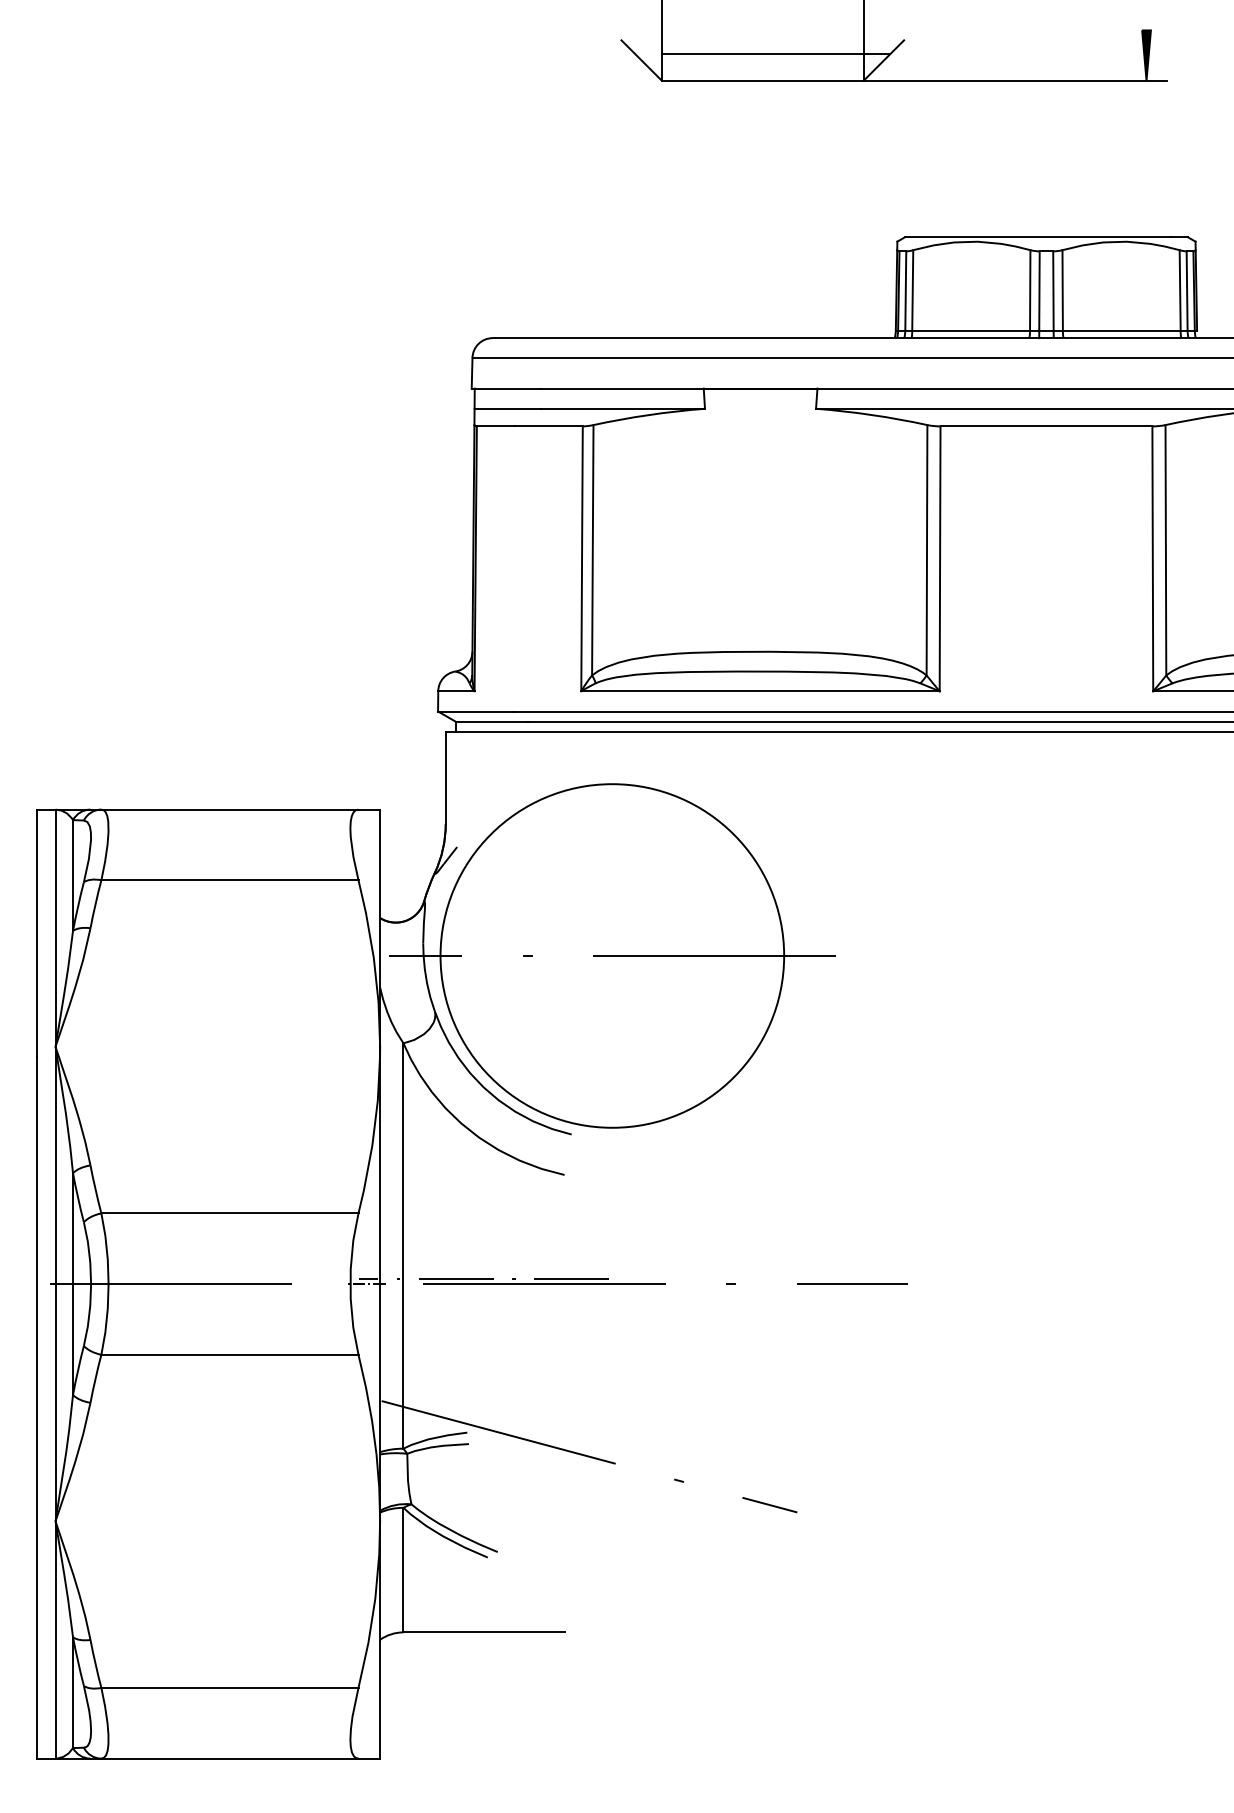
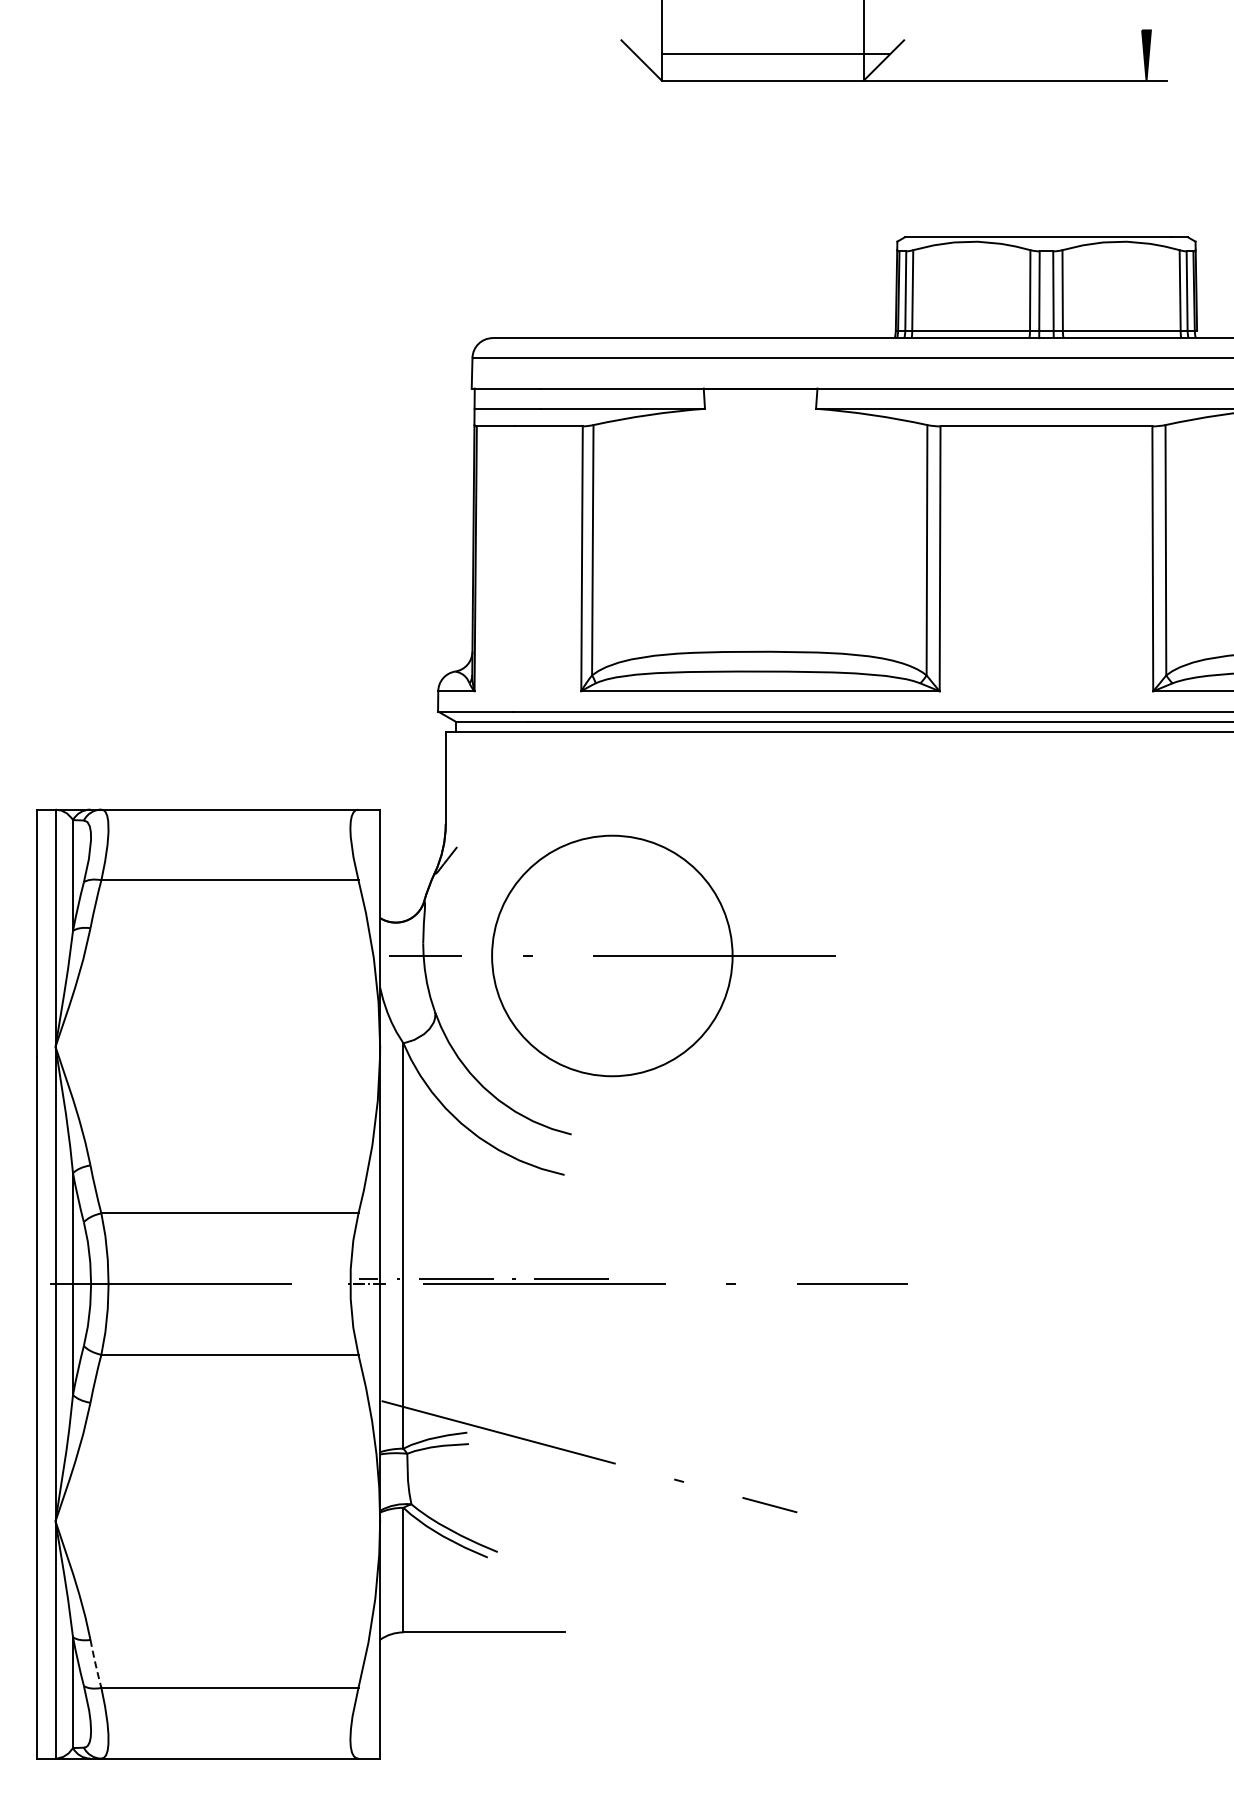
circle diameter: 344 px -> 241 px (612, 955)
arc: solid -> dashed (95, 1664)
